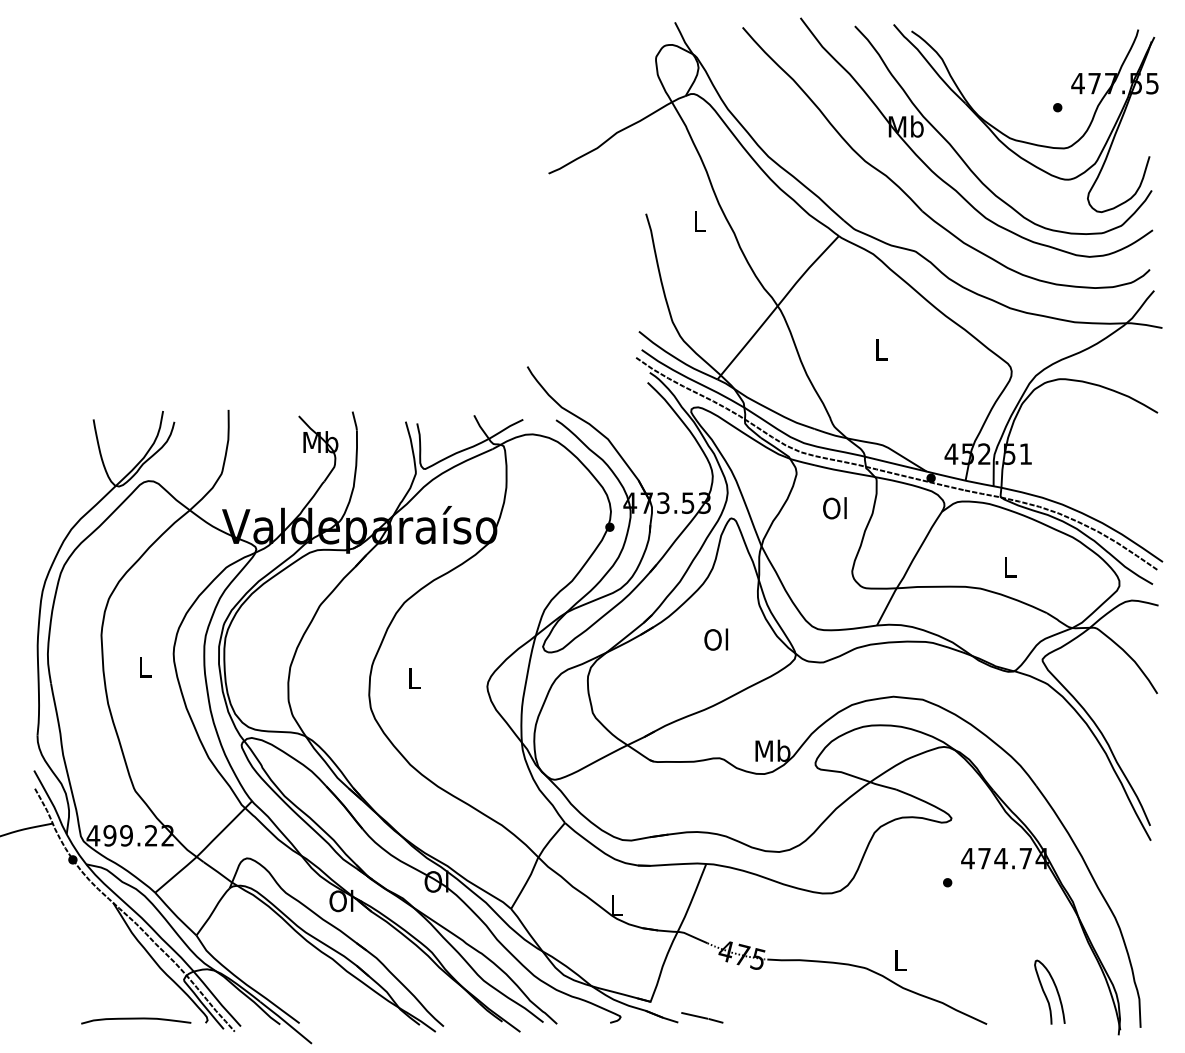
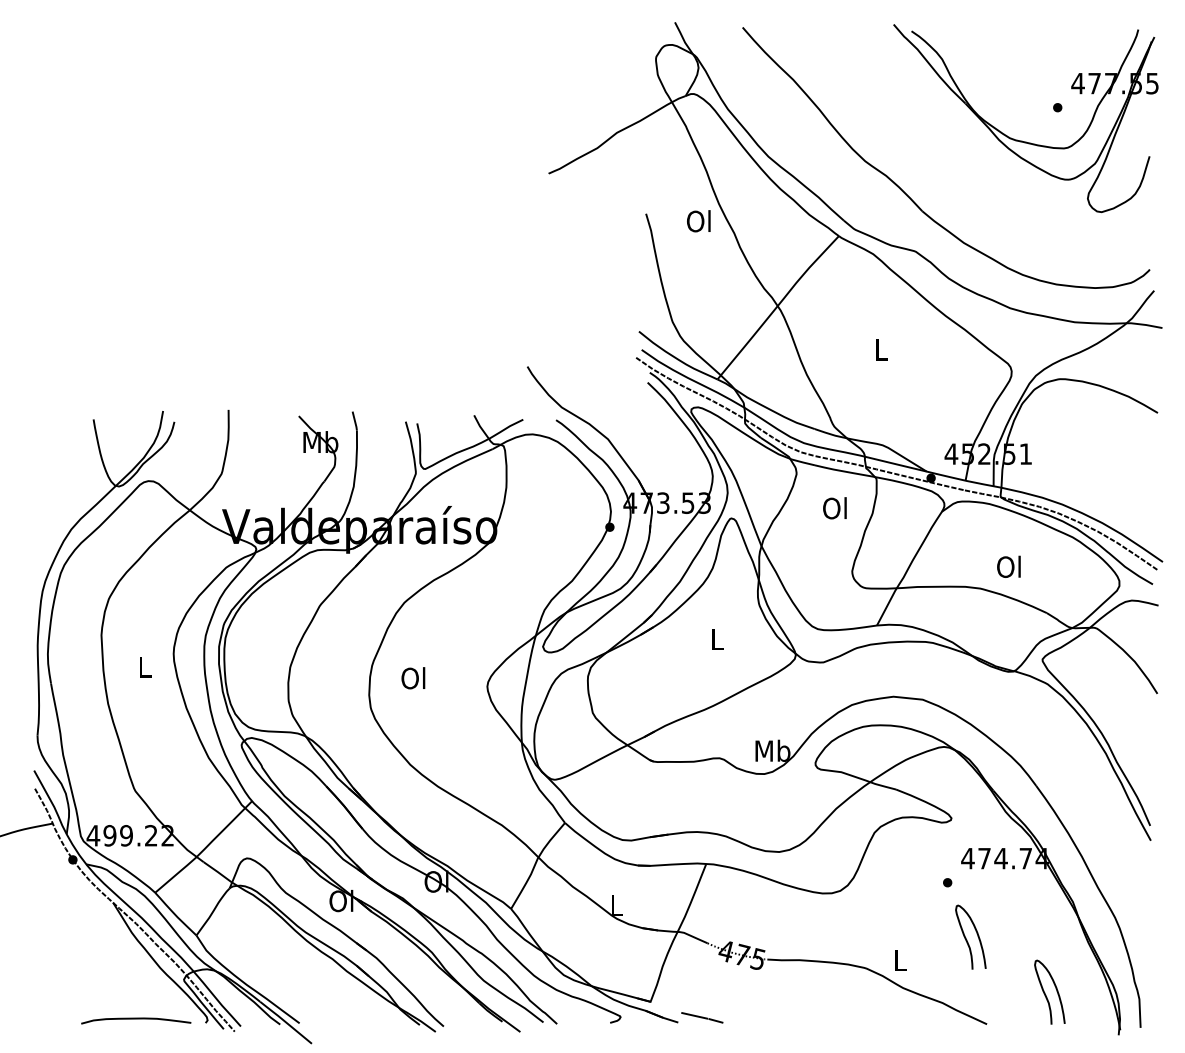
part: present -> none (956, 150)
text: L -> Ol (698, 221)
text: L -> Ol (1008, 566)
text: Ol -> L (716, 639)
text: L -> Ol (413, 678)
curve: none -> present (966, 937)
